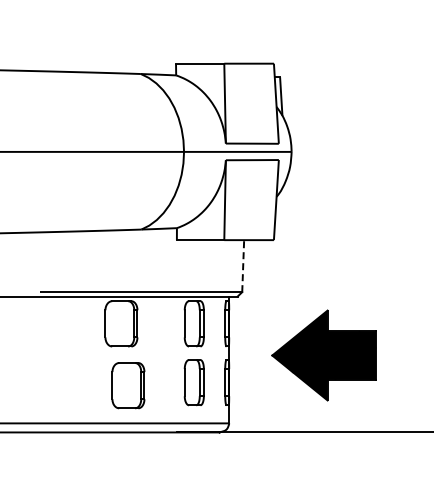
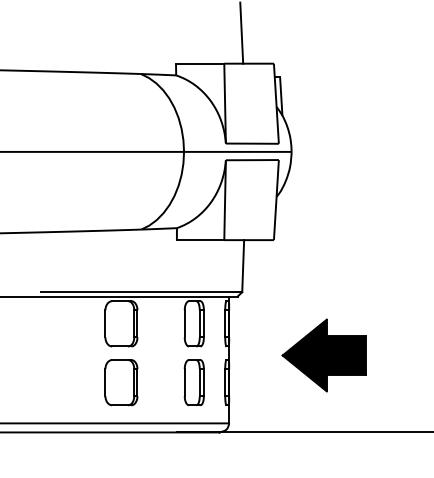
line: none -> present (241, 32)
line: dashed -> solid (243, 265)
part size: 106x93 px -> 86x75 px (323, 355)
part position: (128, 385) -> (121, 382) (121, 382)
